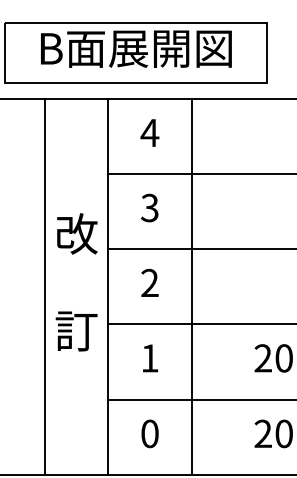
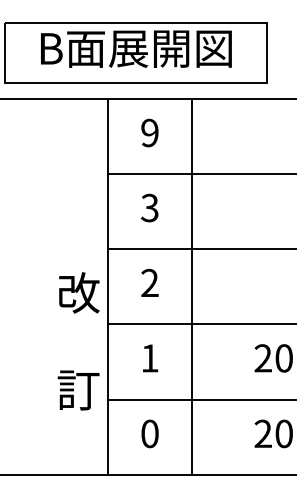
text: 4 -> 9 (149, 132)
text position: (76, 282) -> (78, 341) (78, 341)
line: present -> none (44, 286)
